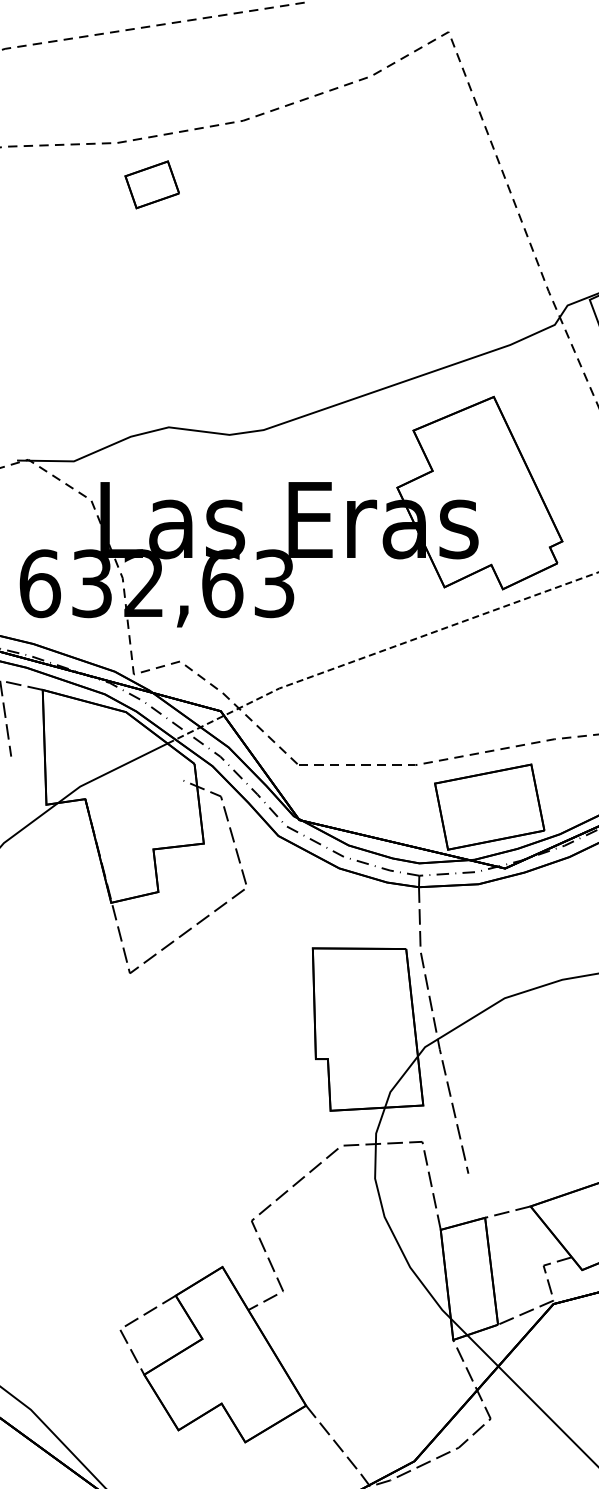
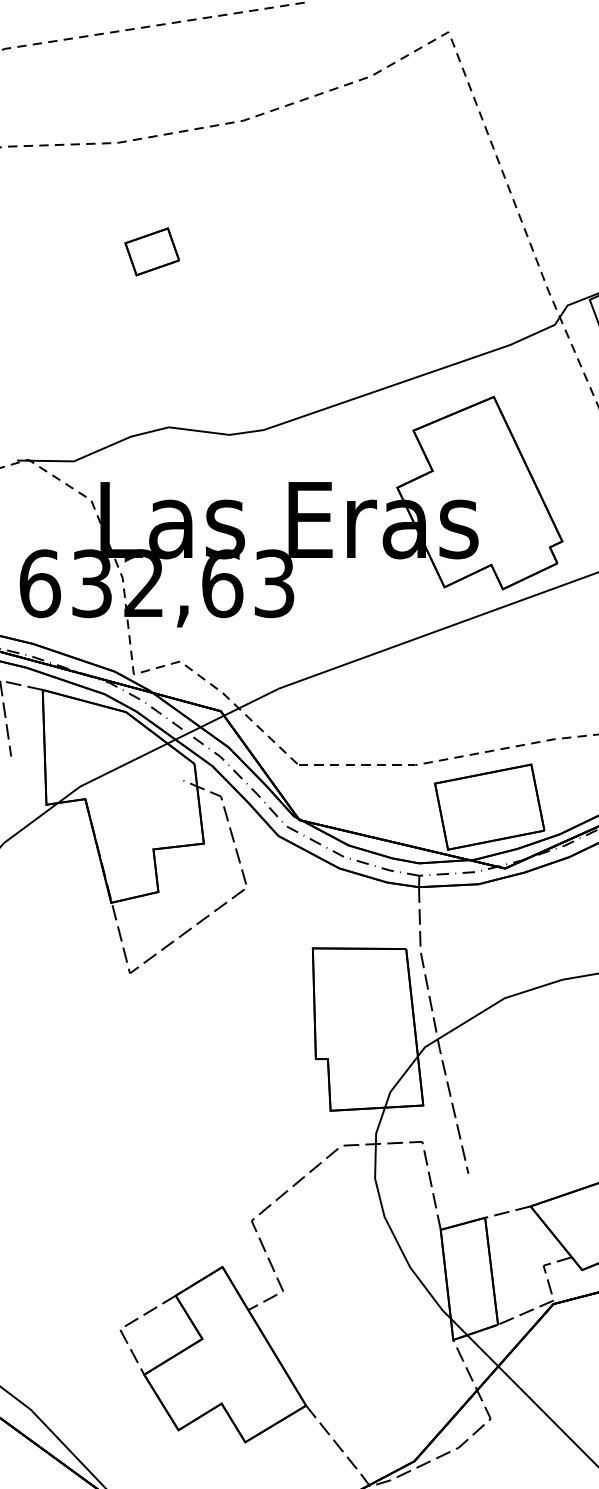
part position: (151, 184) -> (151, 251) (151, 251)
line: dashed -> solid (379, 652)
